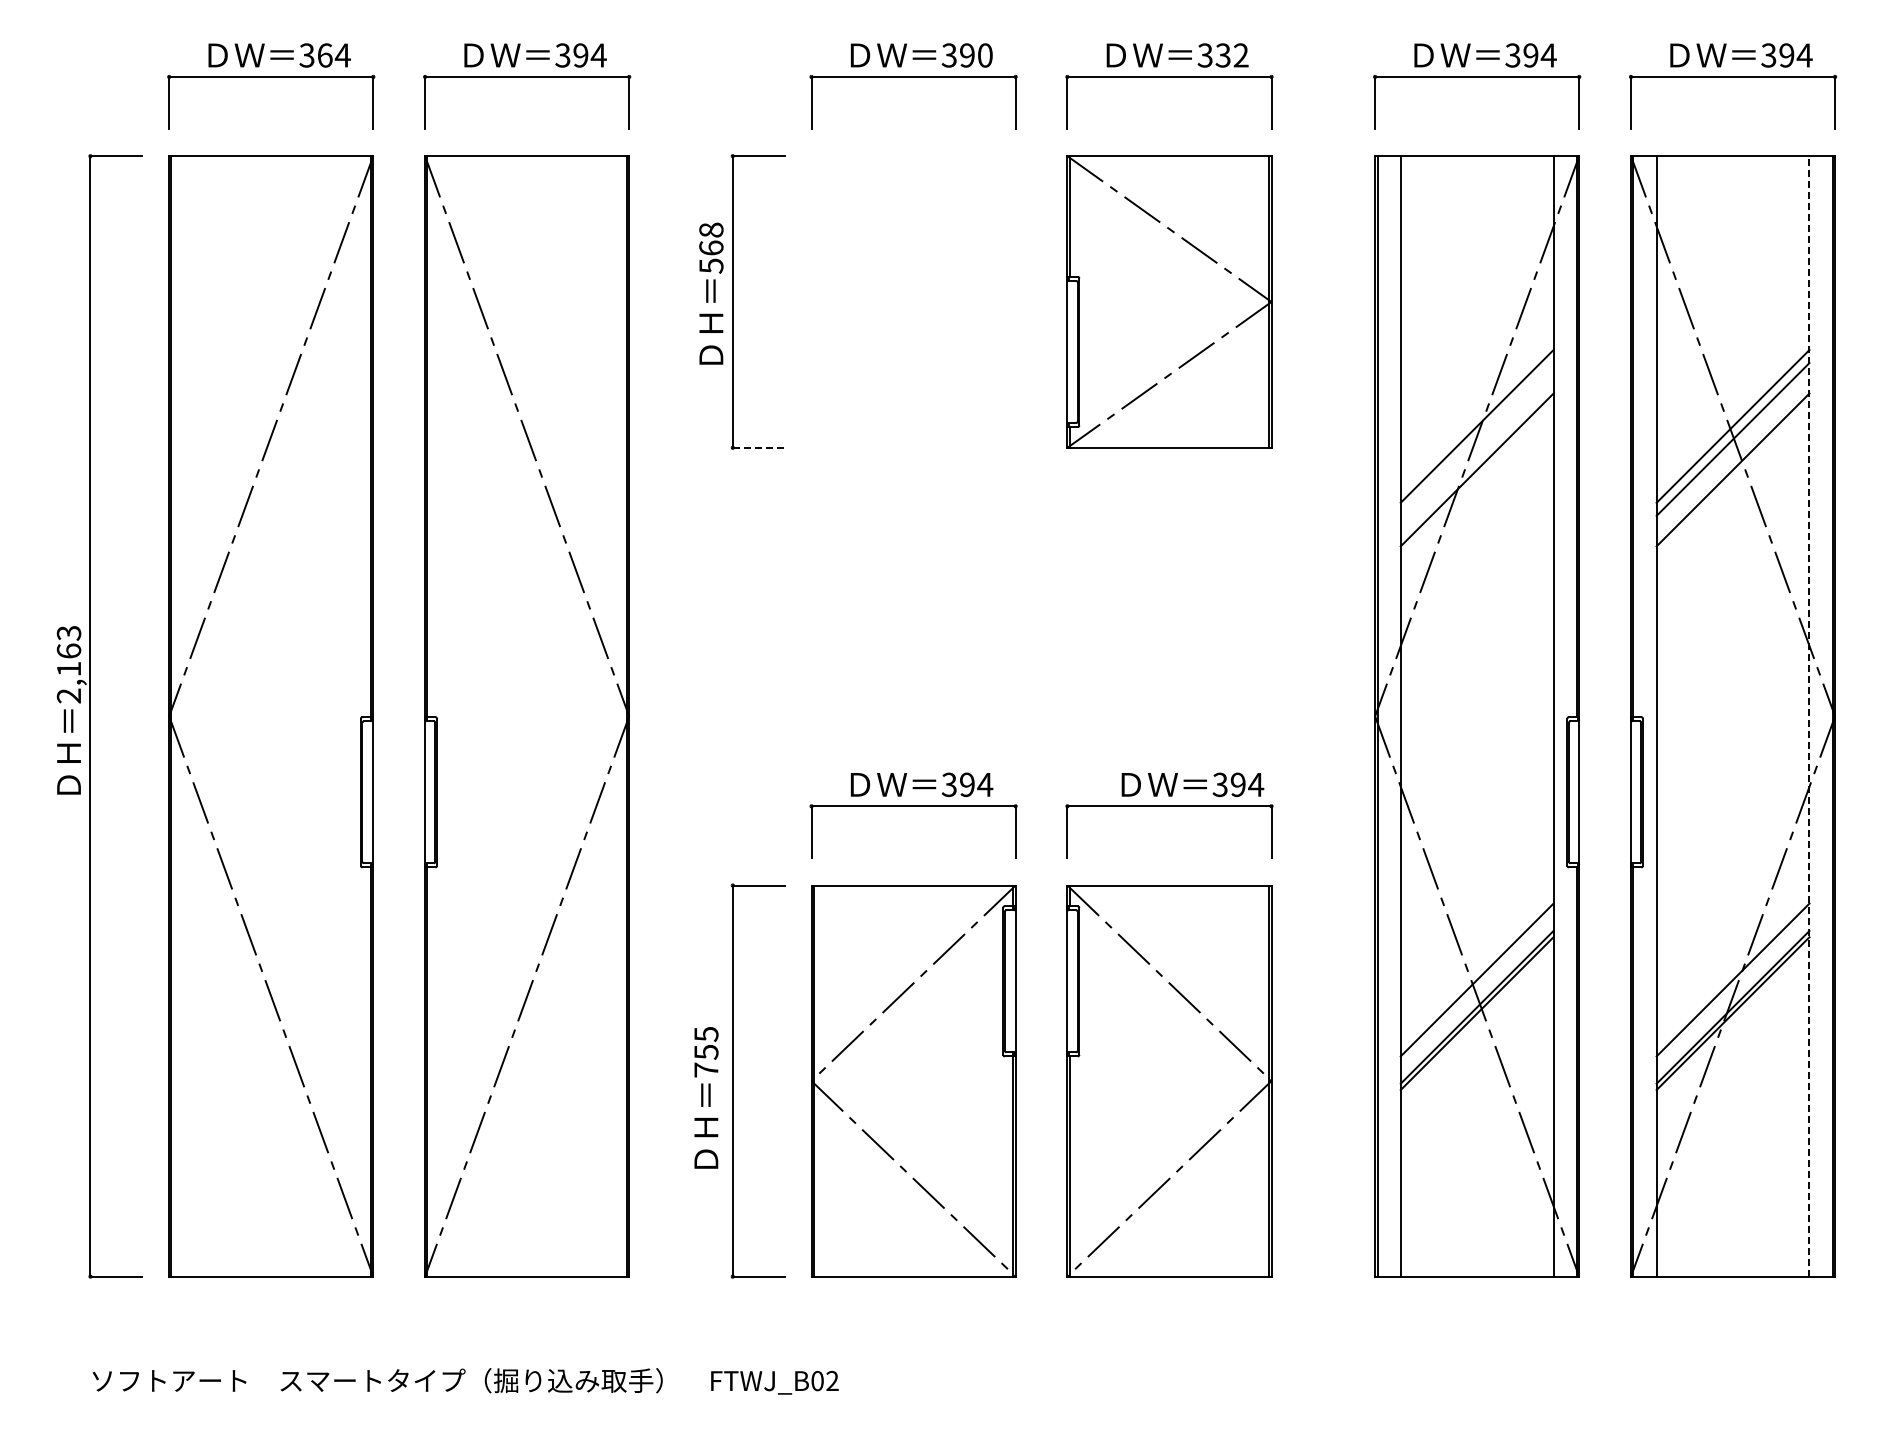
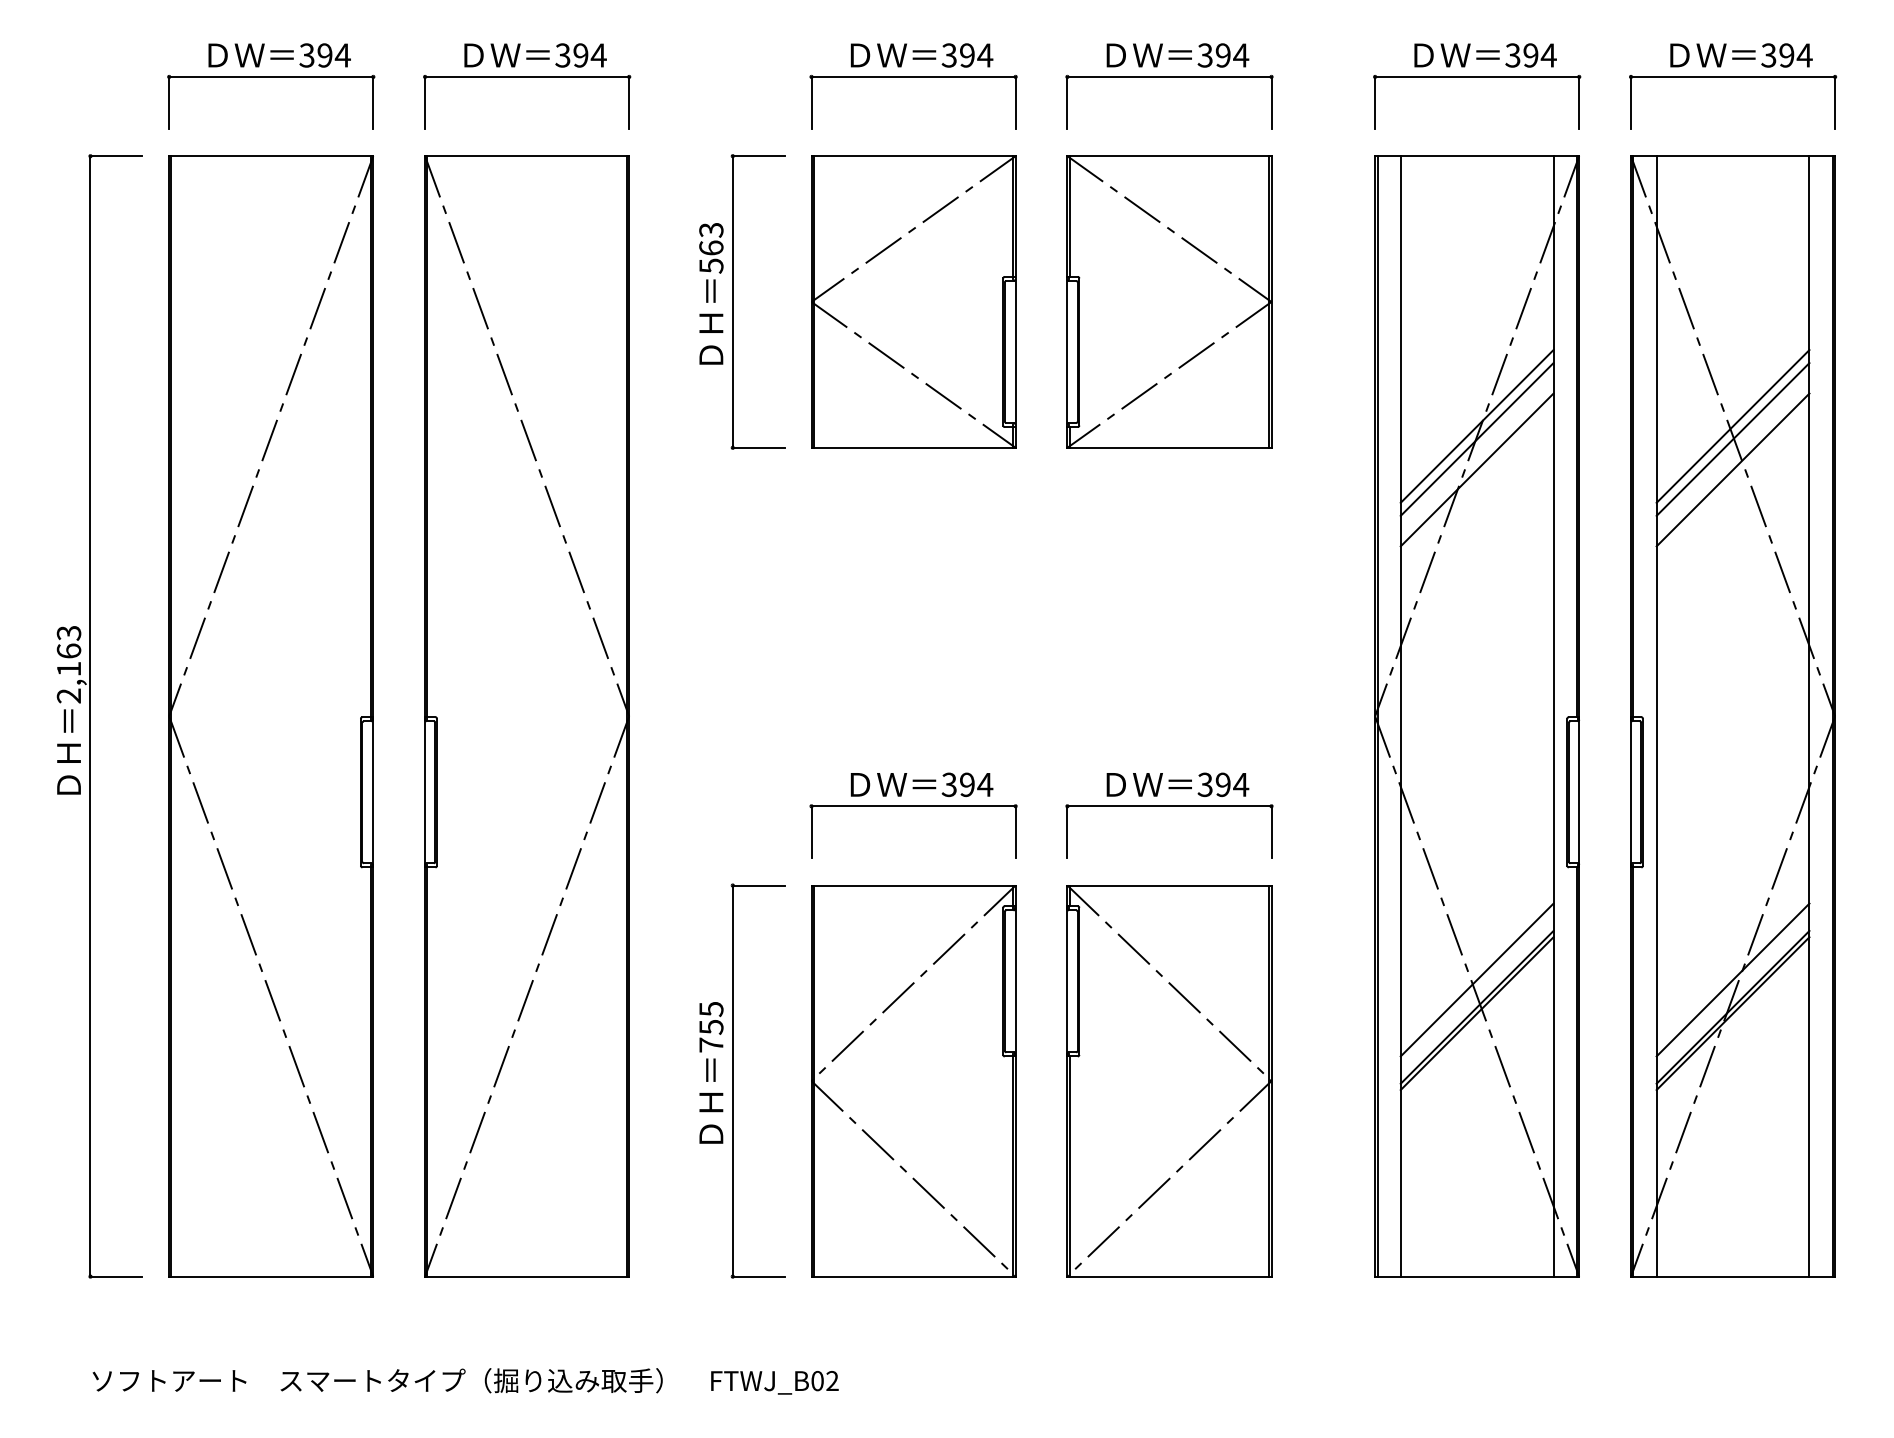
text: 364 -> 394 (324, 55)
text: 390 -> 394 (985, 55)
text: 332 -> 394 (1232, 55)
text: 568 -> 563 (711, 229)
part: none -> present (913, 301)
line: none -> present (1476, 439)
line: dashed -> solid (758, 447)
line: dashed -> solid (1809, 715)
text position: (1192, 784) -> (1177, 784) (1177, 784)
text position: (706, 1097) -> (711, 1072) (711, 1072)
